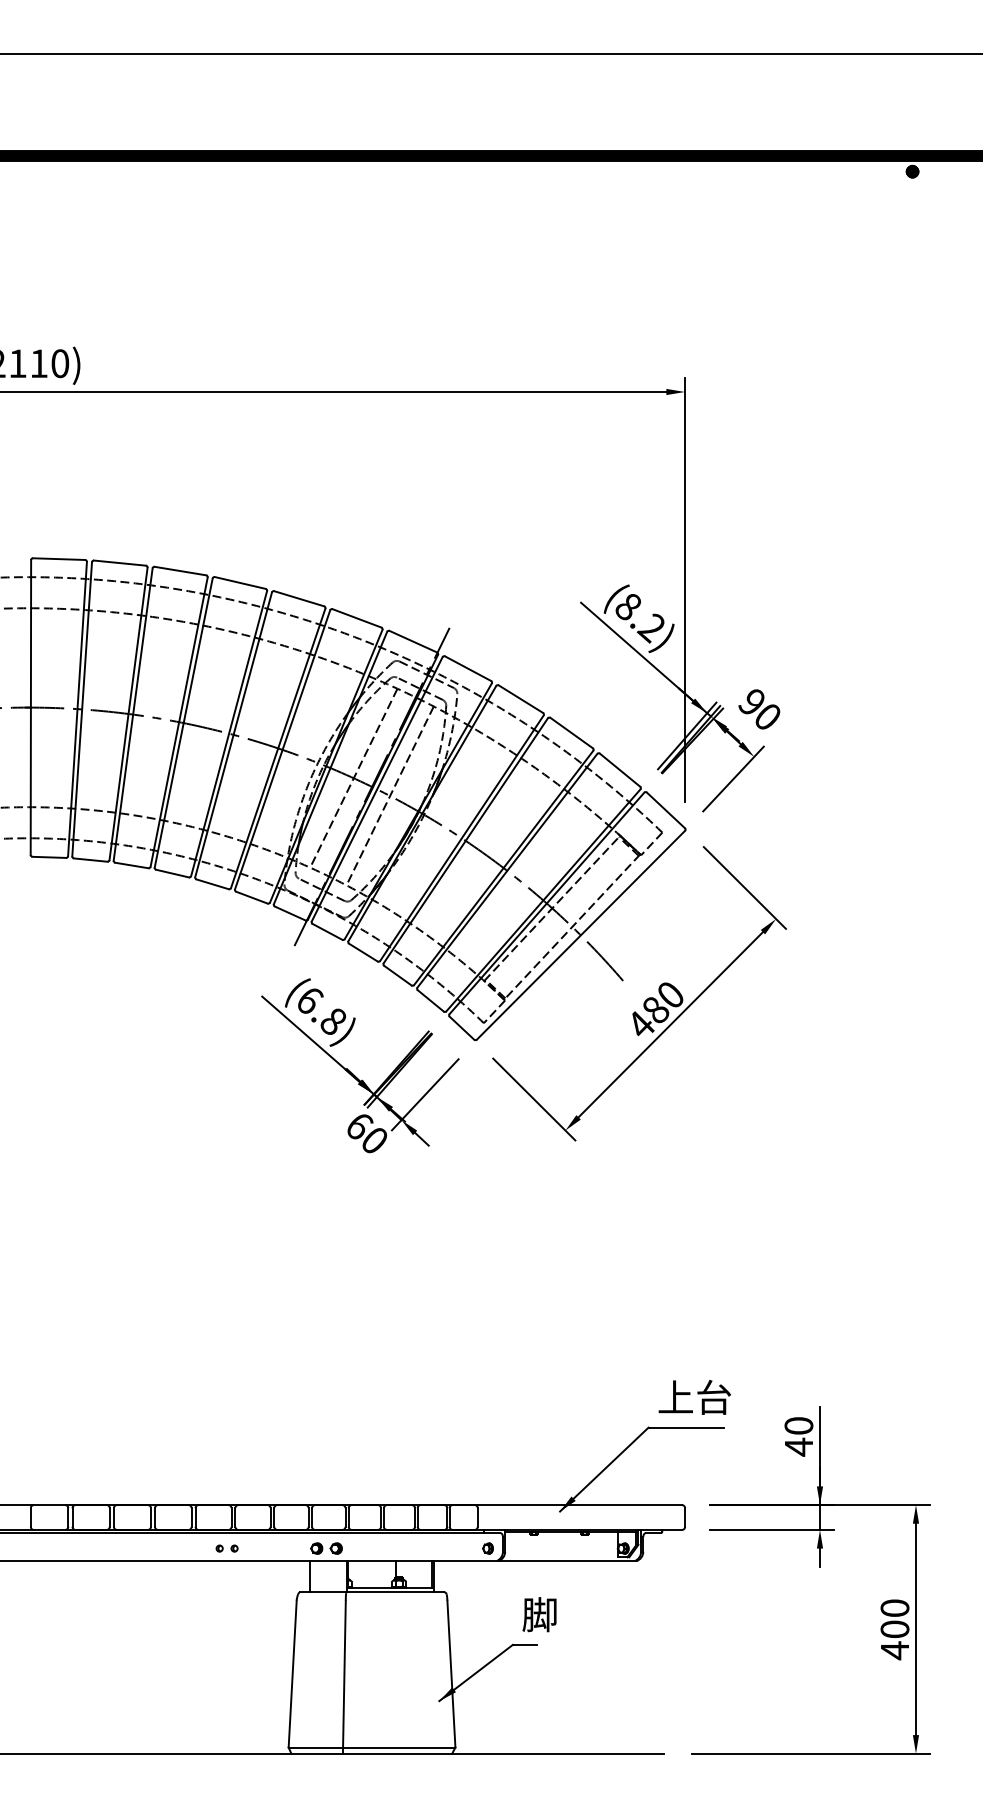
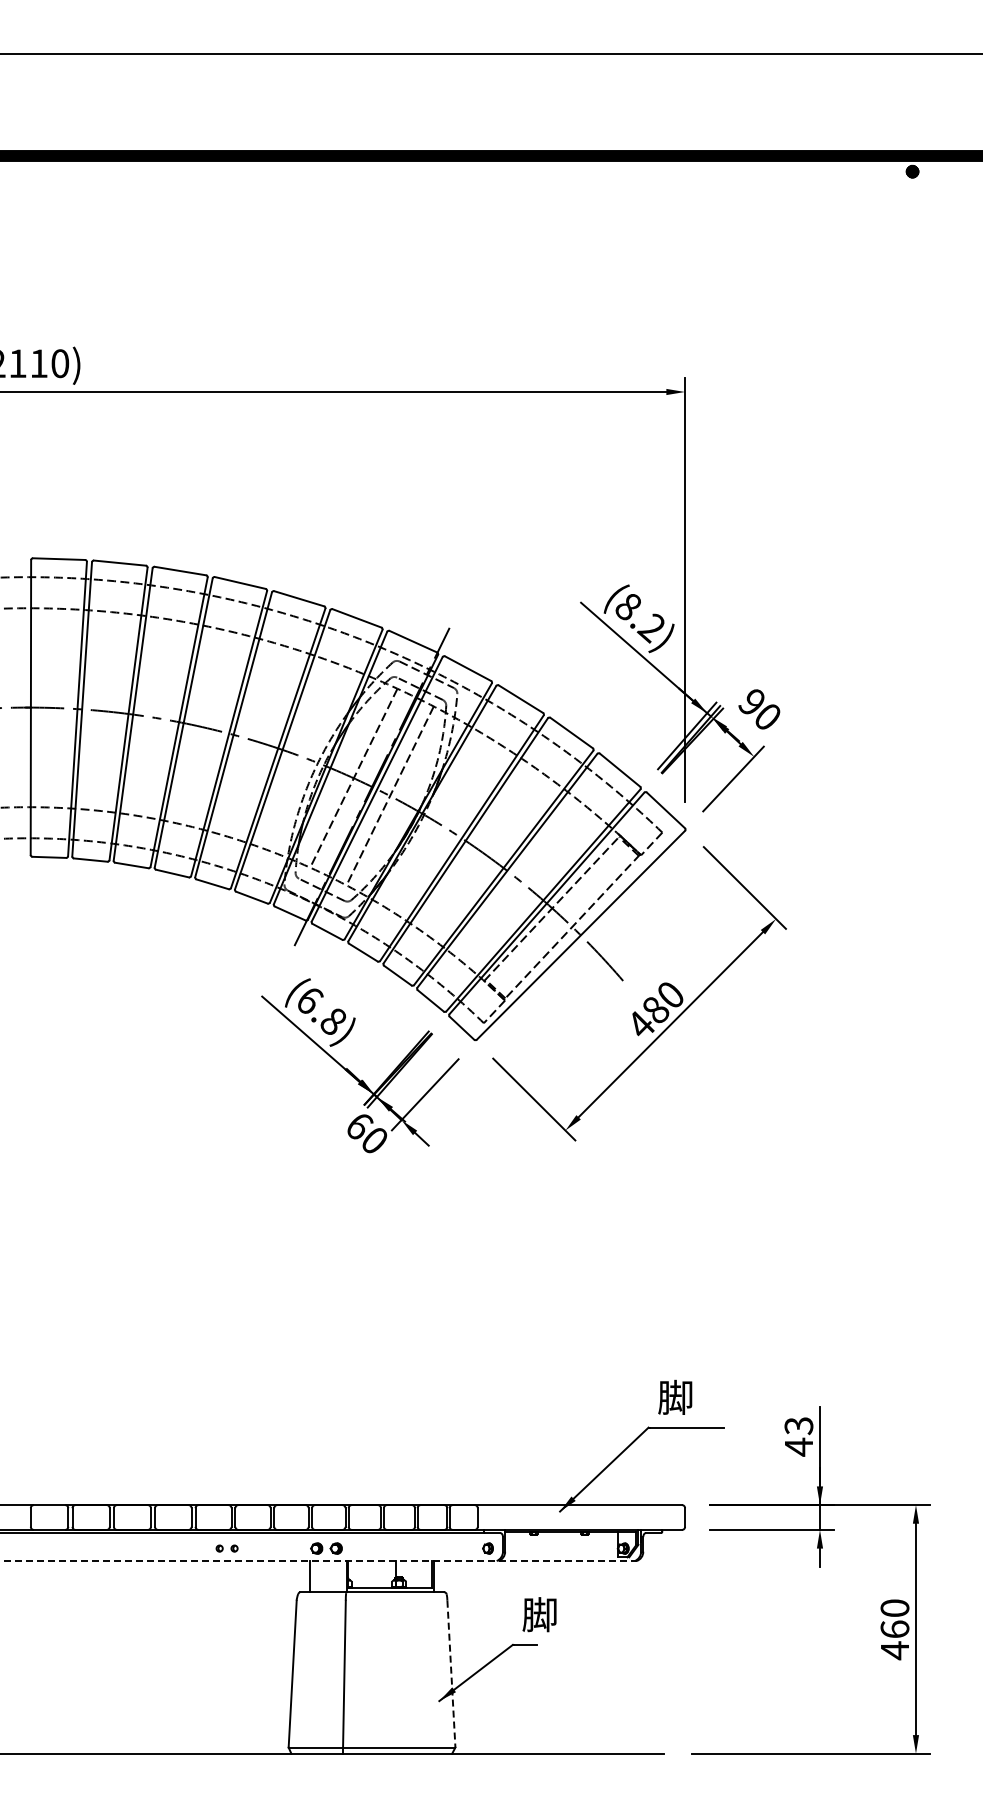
text: 上台 -> 脚 (694, 1396)
text: 40 -> 43 (798, 1426)
line: solid -> dashed (318, 1561)
text: 400 -> 460 (894, 1628)
line: solid -> dashed (451, 1674)
